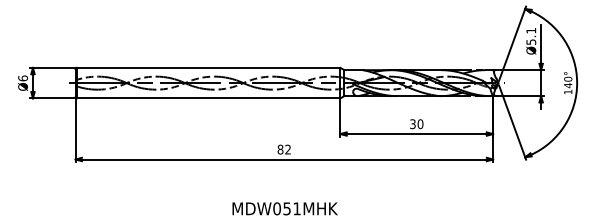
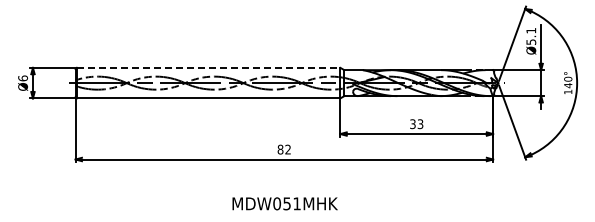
line: solid -> dashed (208, 67)
text: 30 -> 33 (420, 124)
text position: (284, 208) -> (284, 203) (284, 203)
